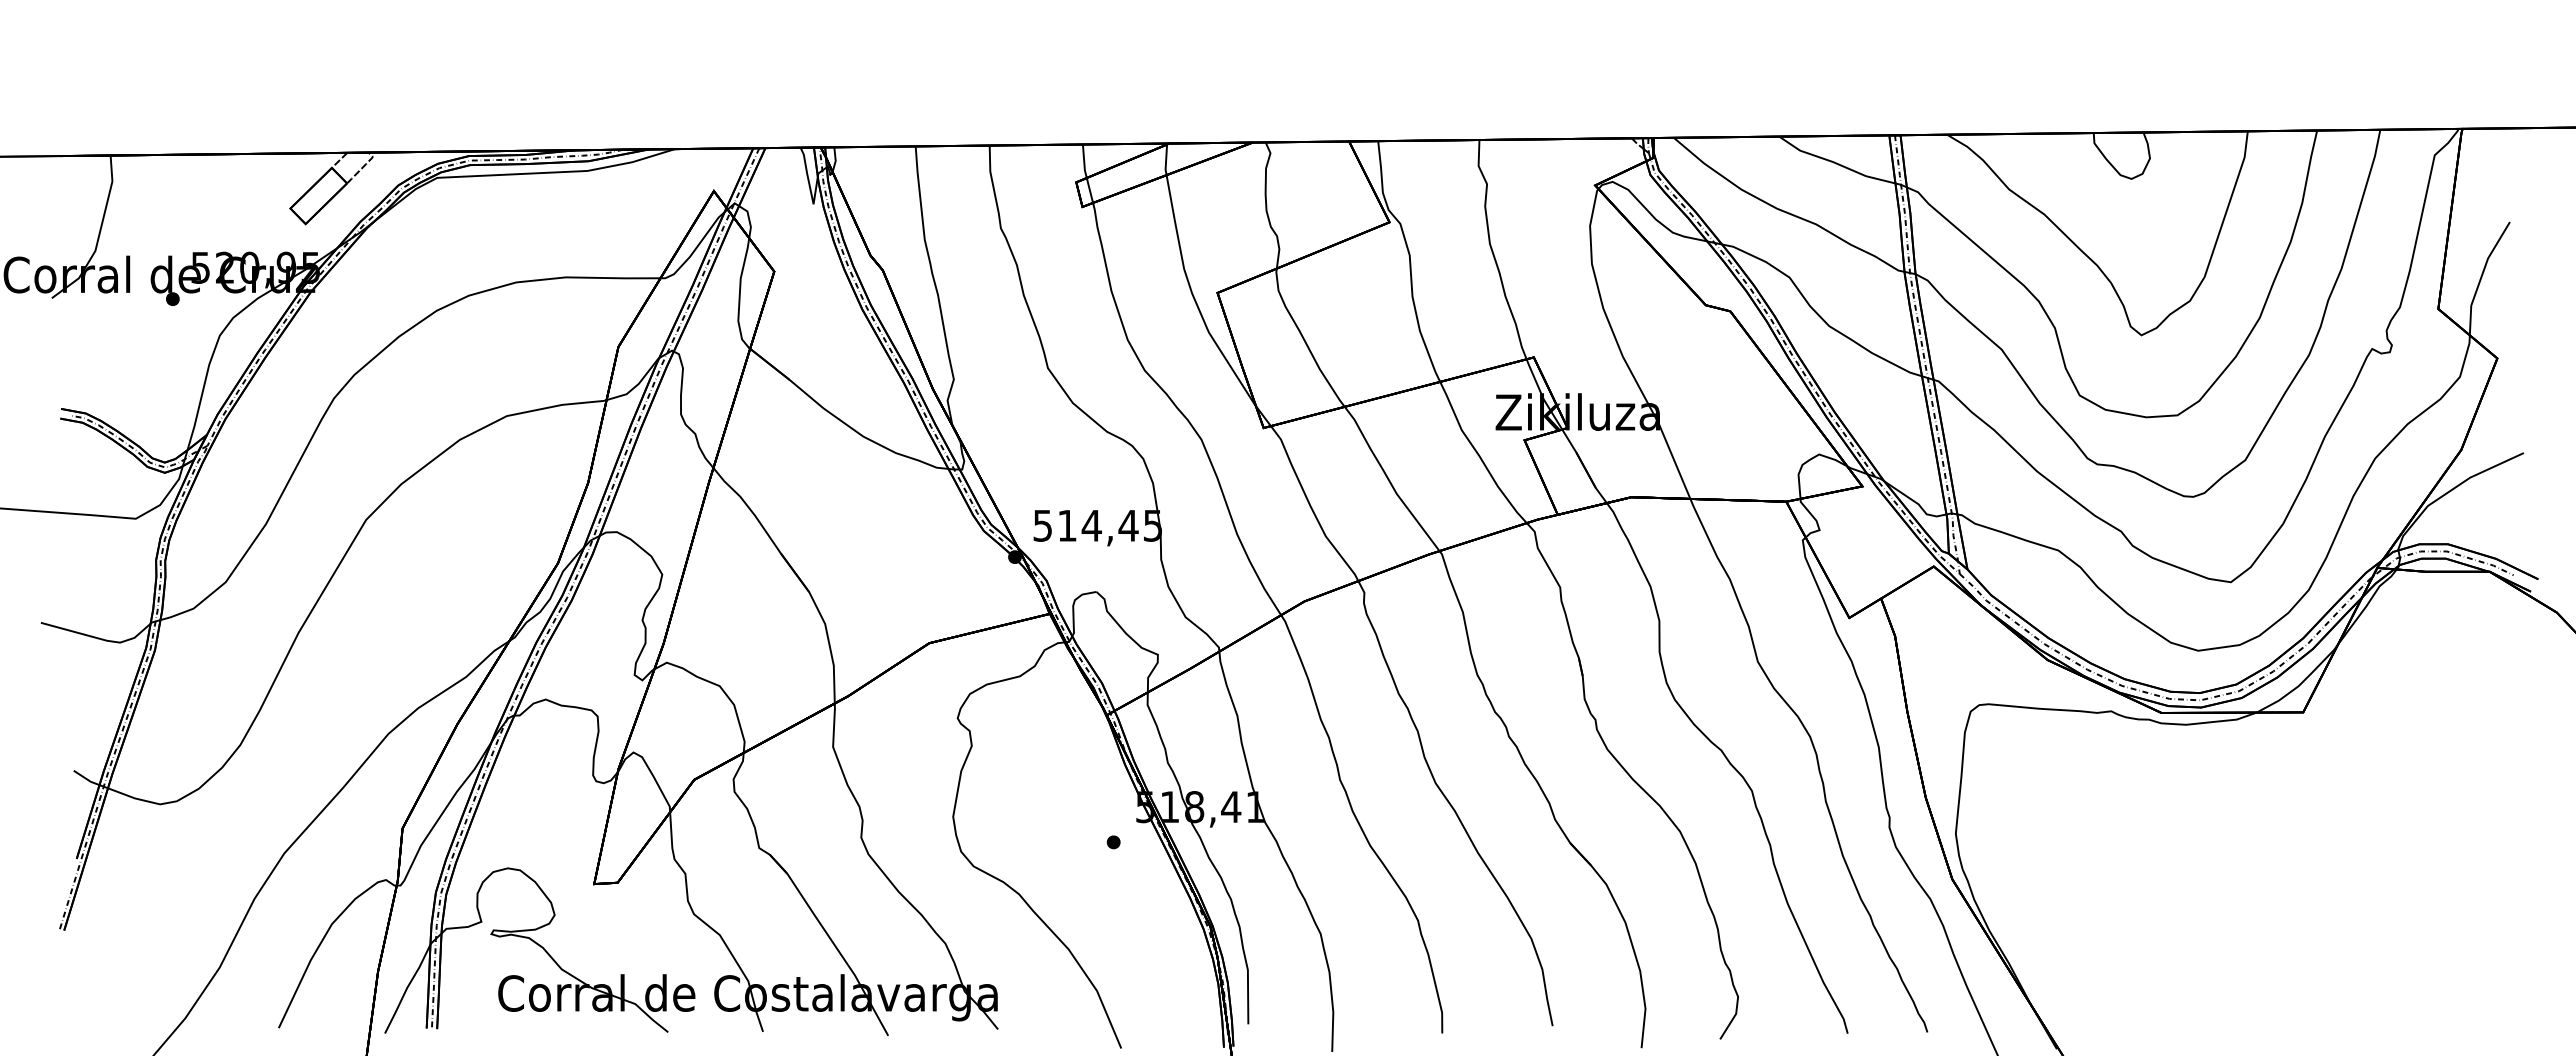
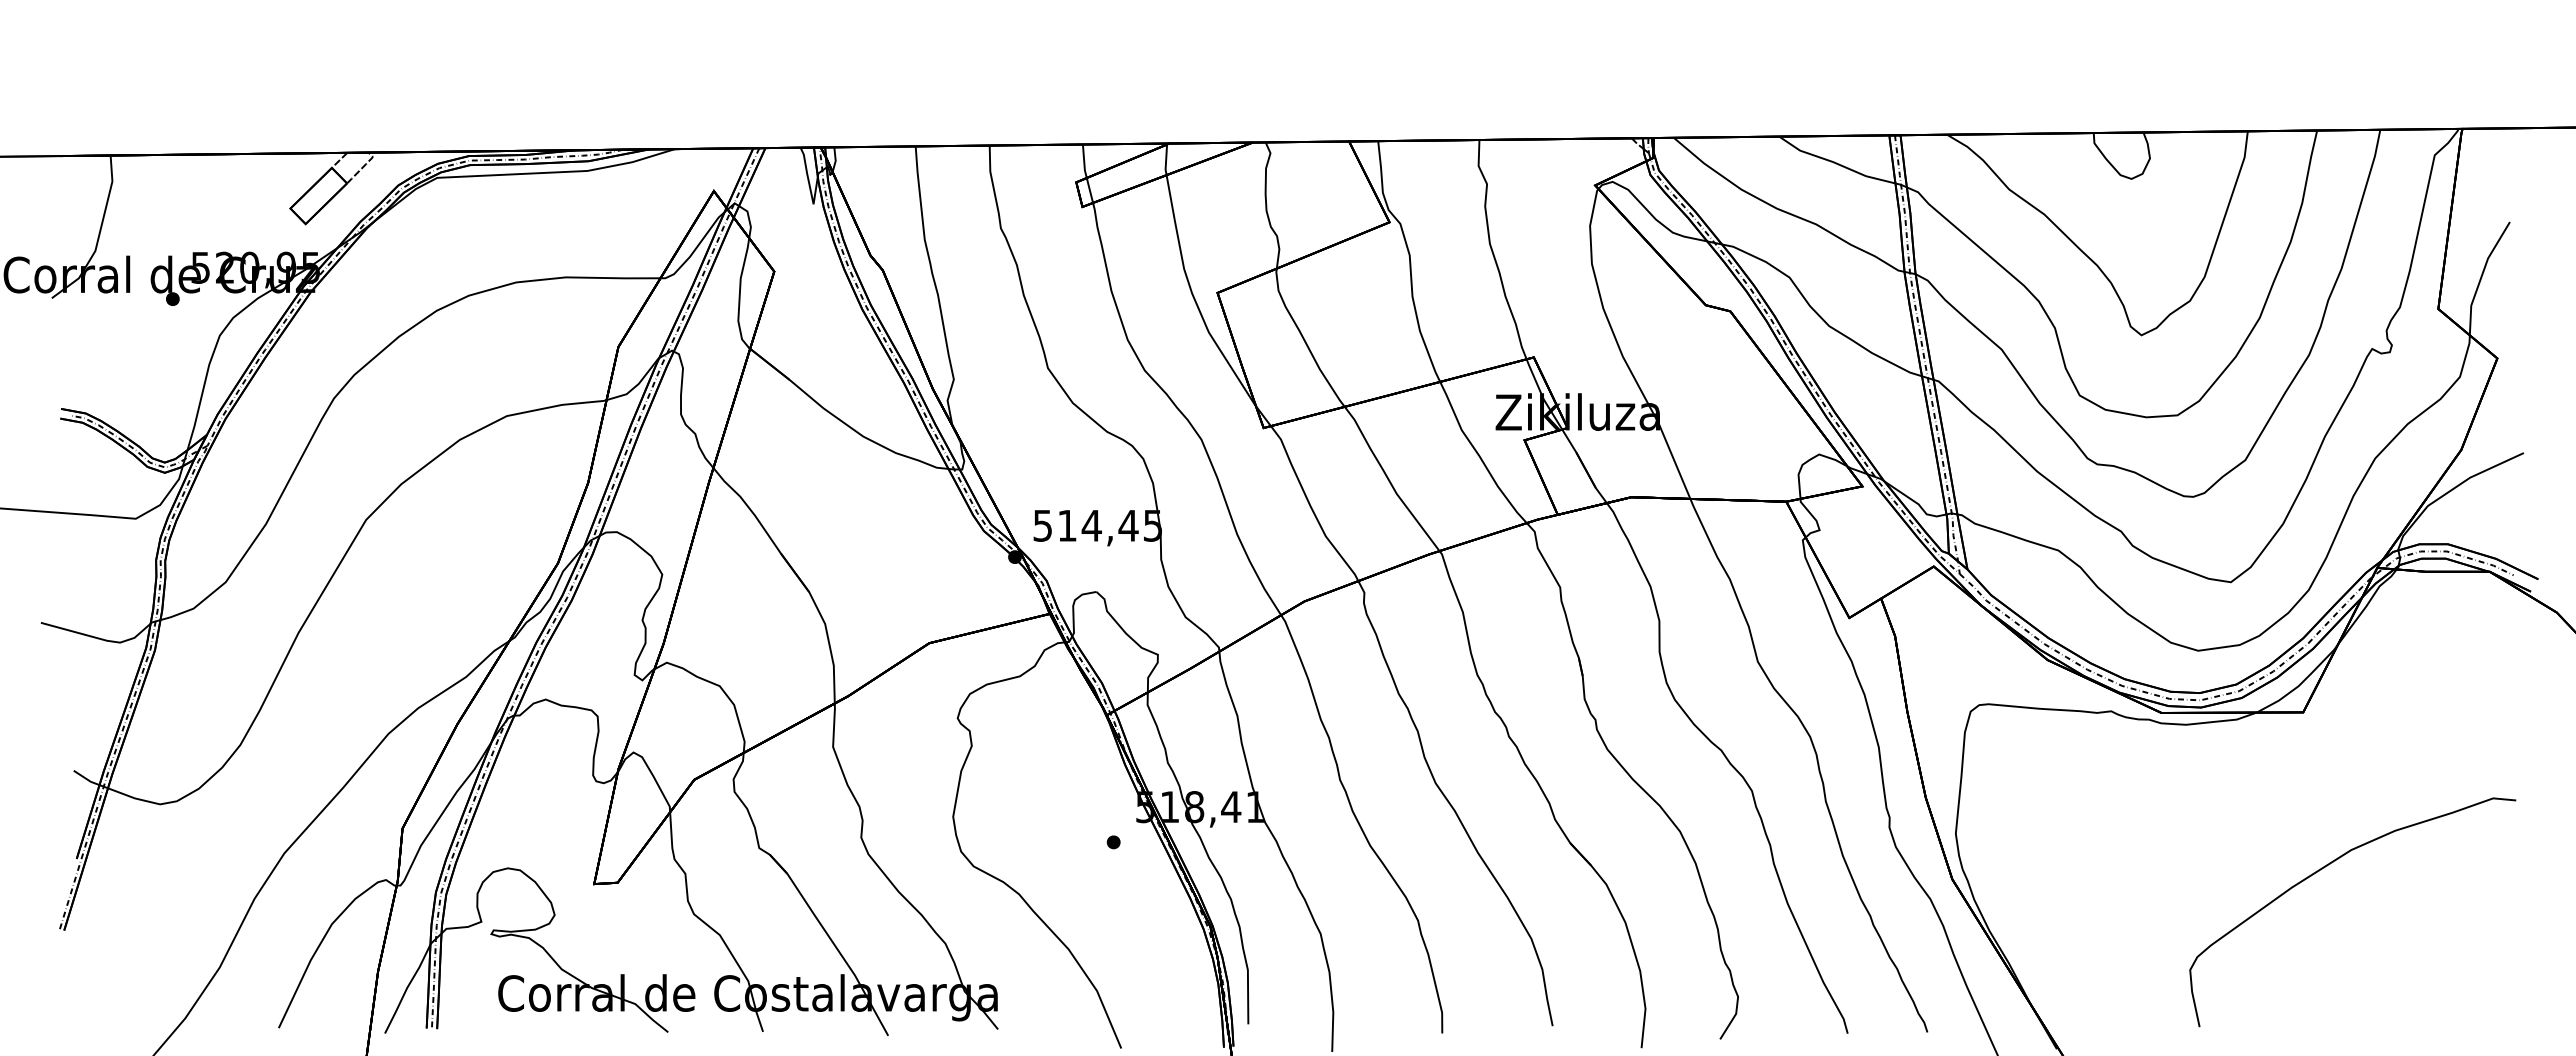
curve: none -> present (2324, 868)
